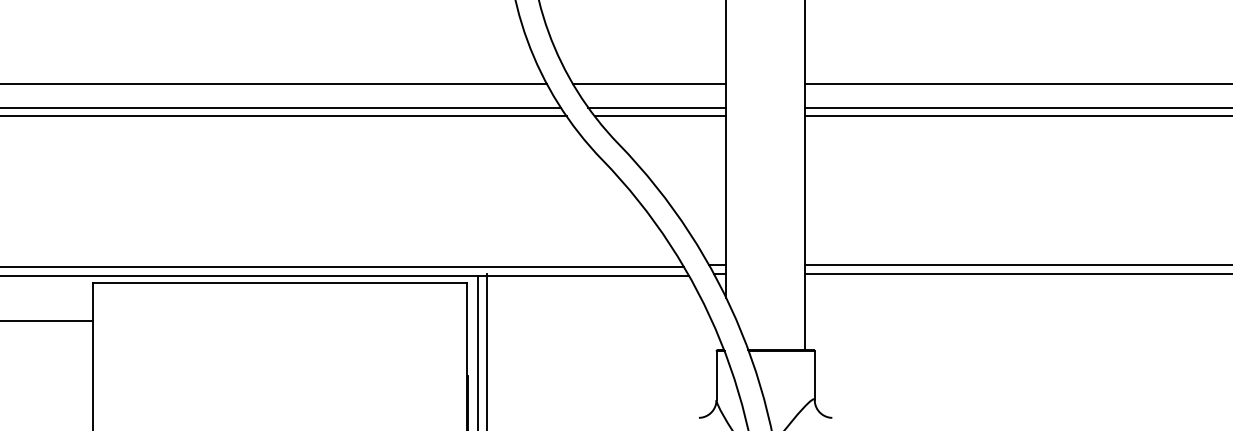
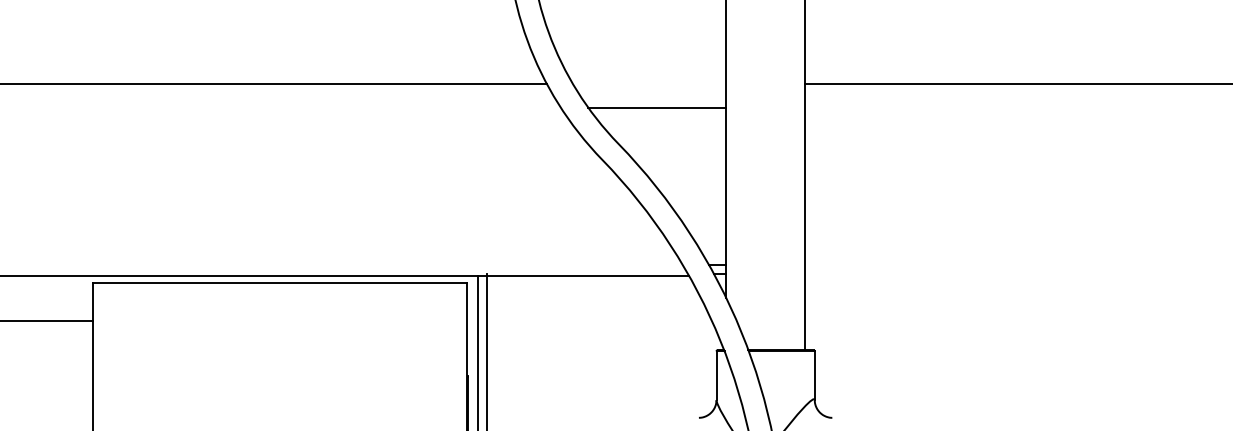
line: present -> none (649, 84)
line: present -> none (281, 107)
line: present -> none (1016, 107)
line: present -> none (284, 116)
line: present -> none (660, 116)
line: present -> none (1016, 116)
line: present -> none (1016, 264)
line: present -> none (343, 267)
line: present -> none (1016, 273)
